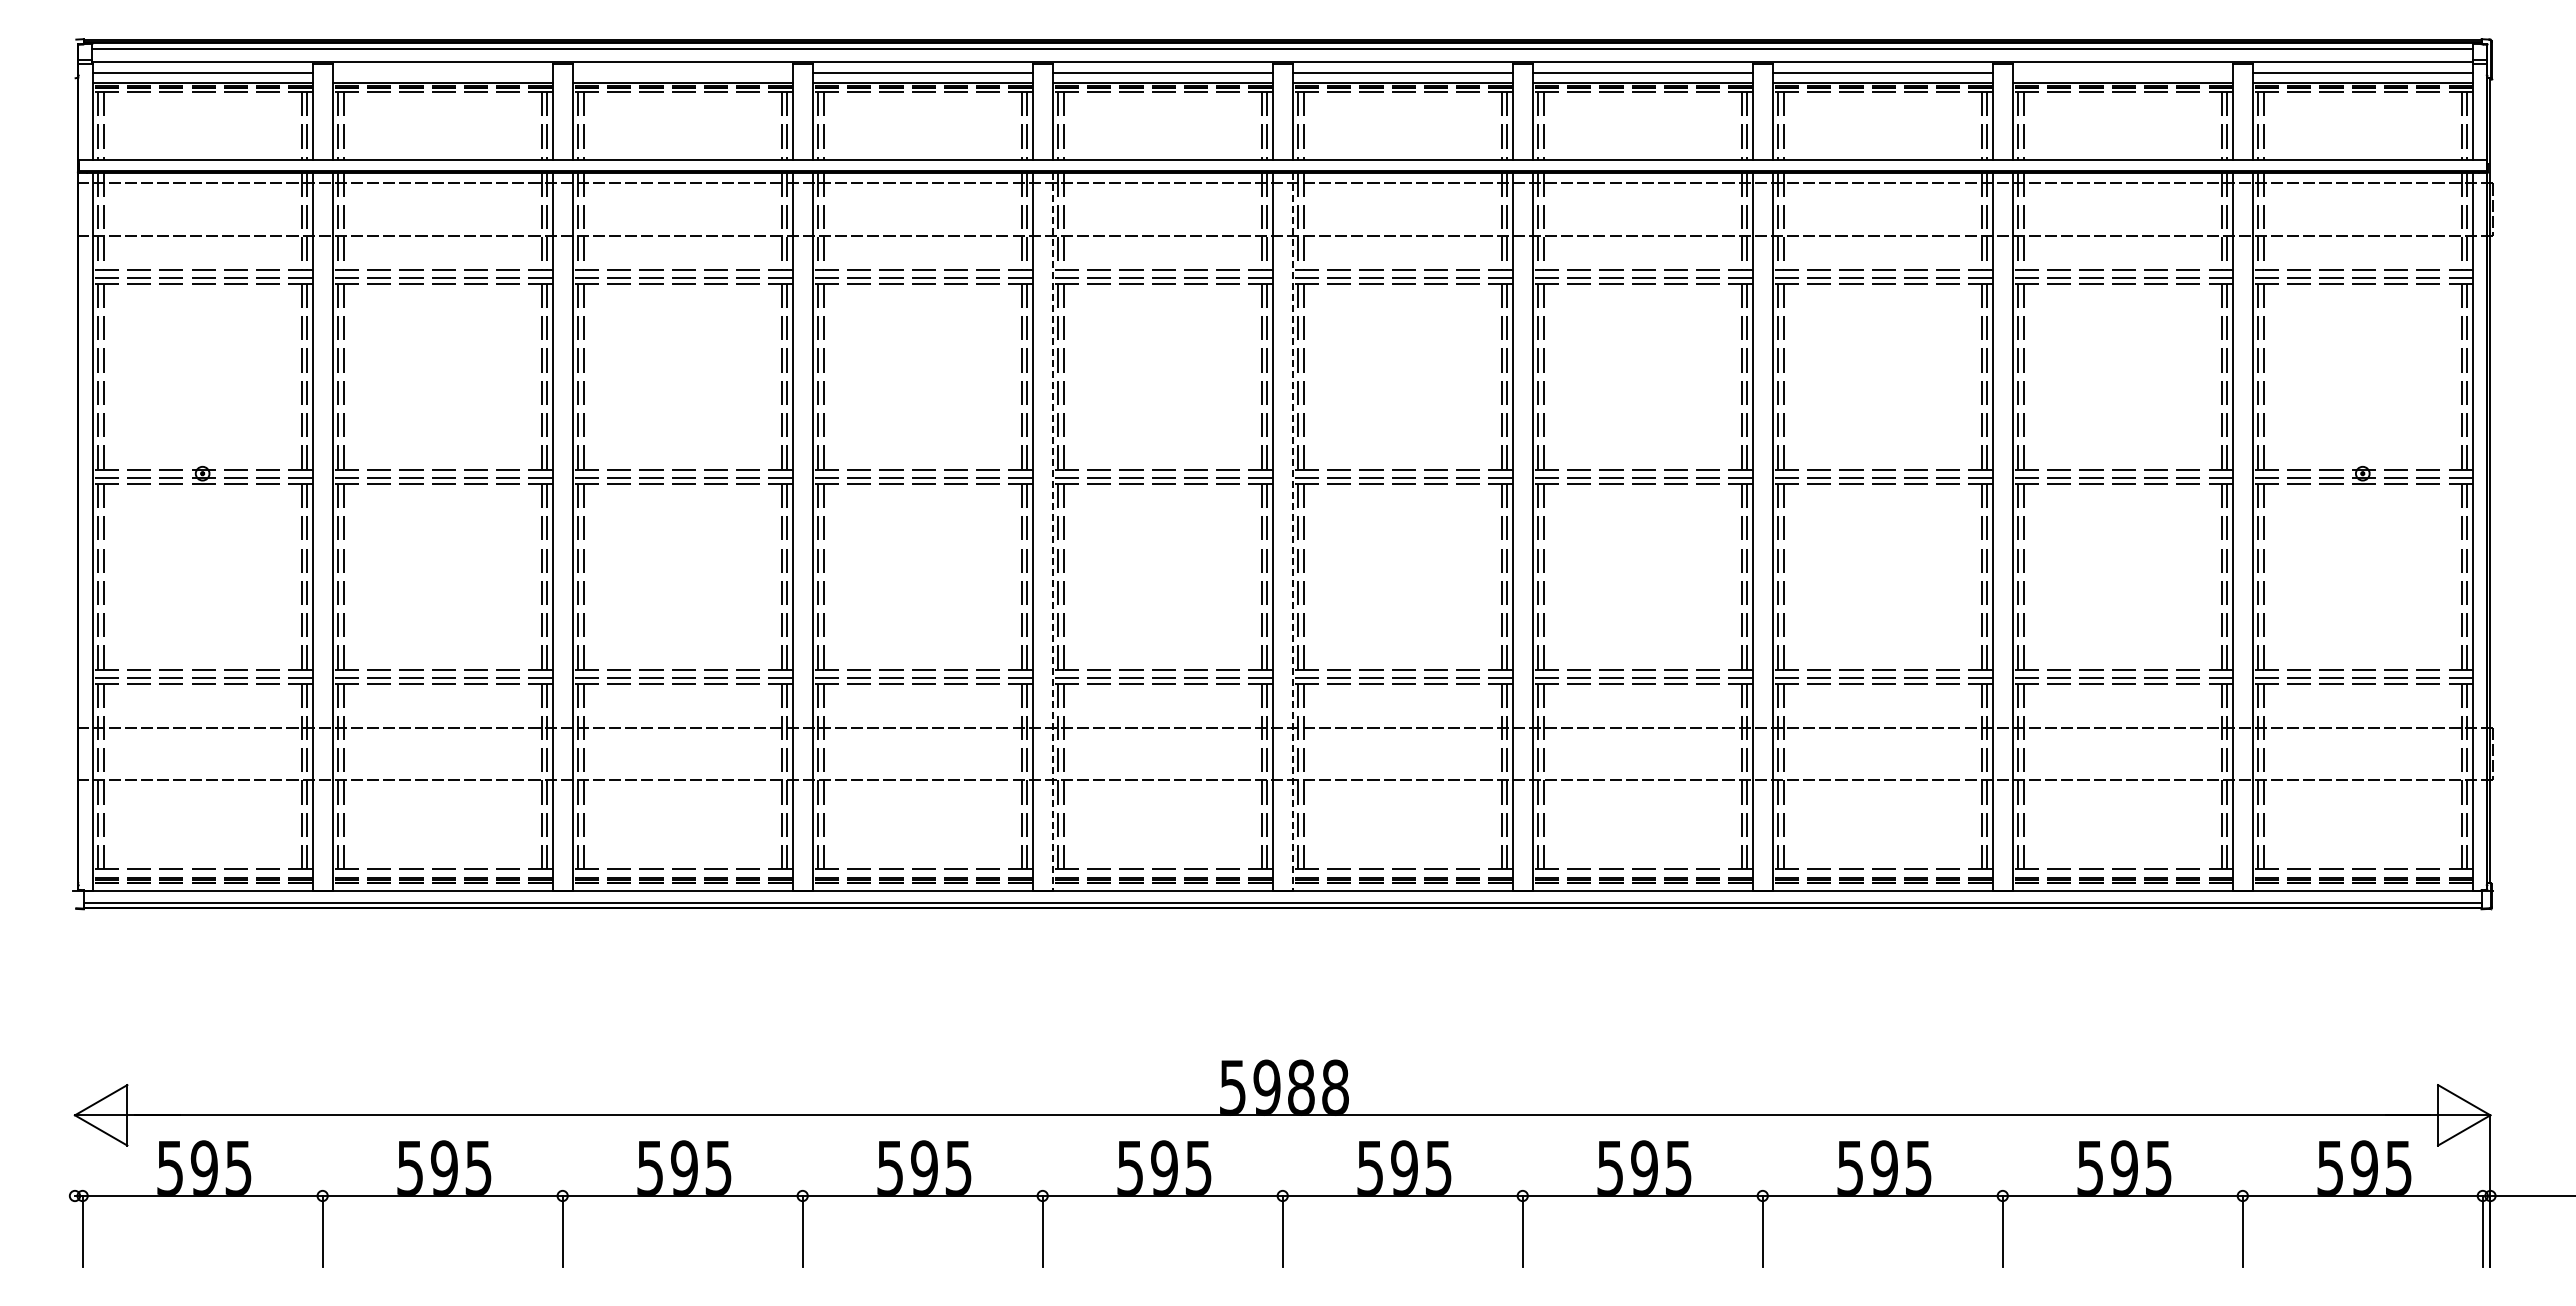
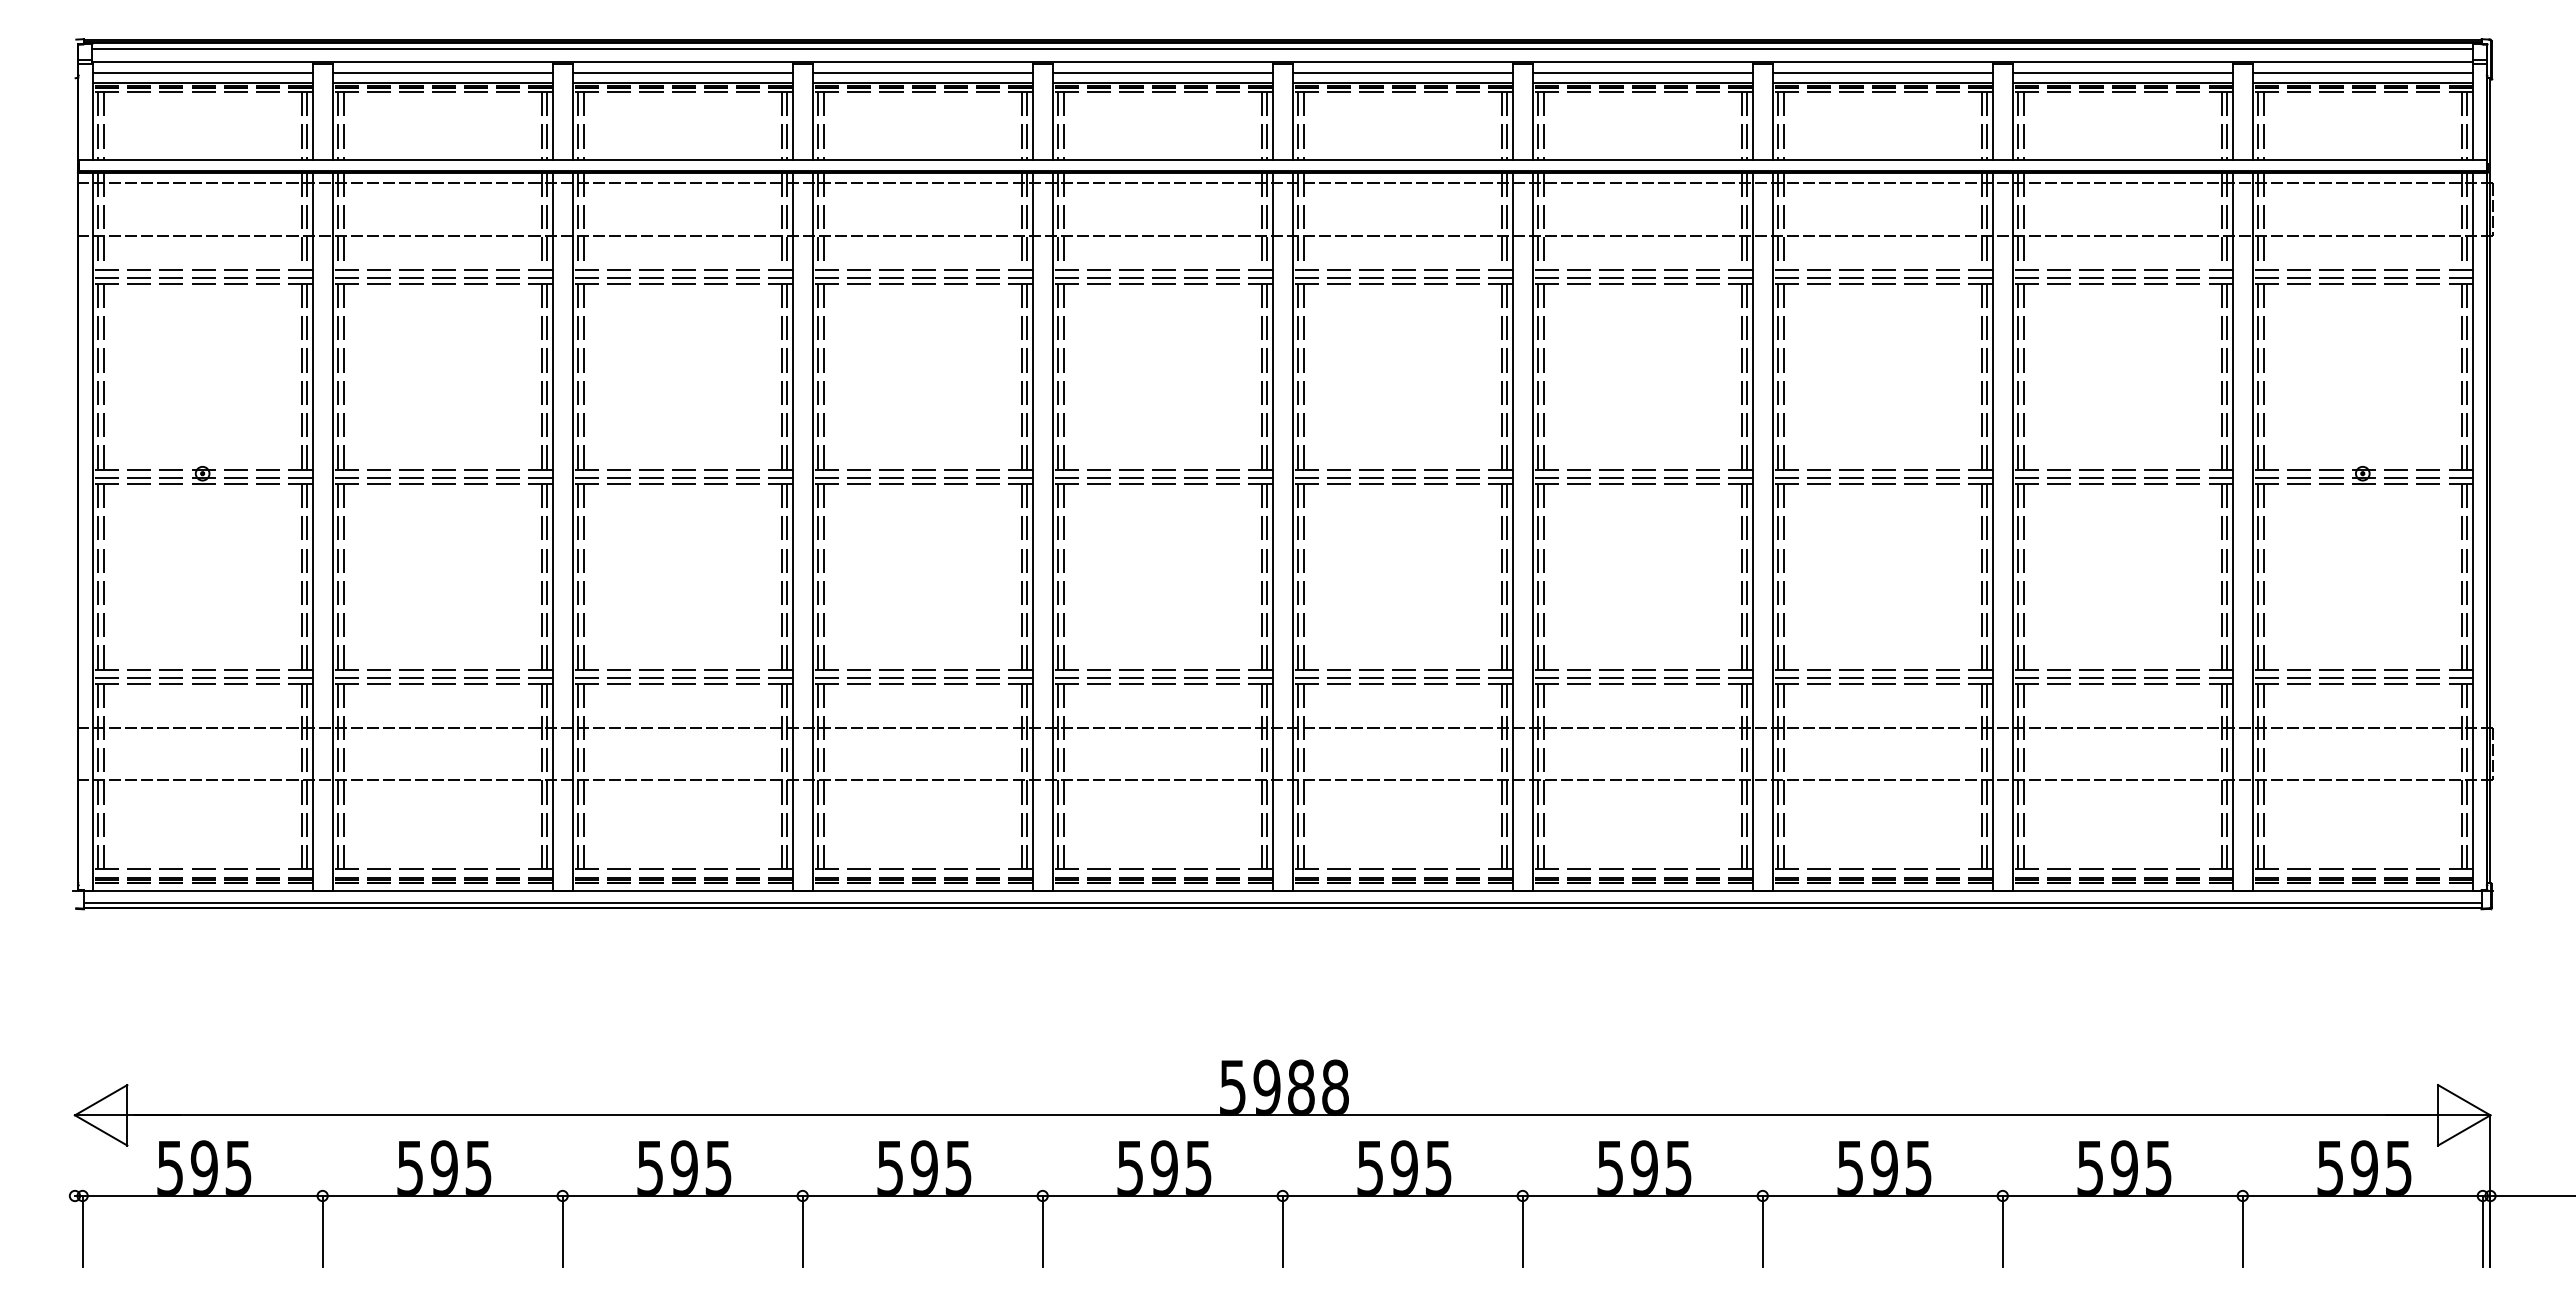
line: none -> present (442, 72)
line: none -> present (682, 72)
line: none -> present (2122, 72)
line: dashed -> solid (1052, 532)
line: dashed -> solid (1292, 532)
